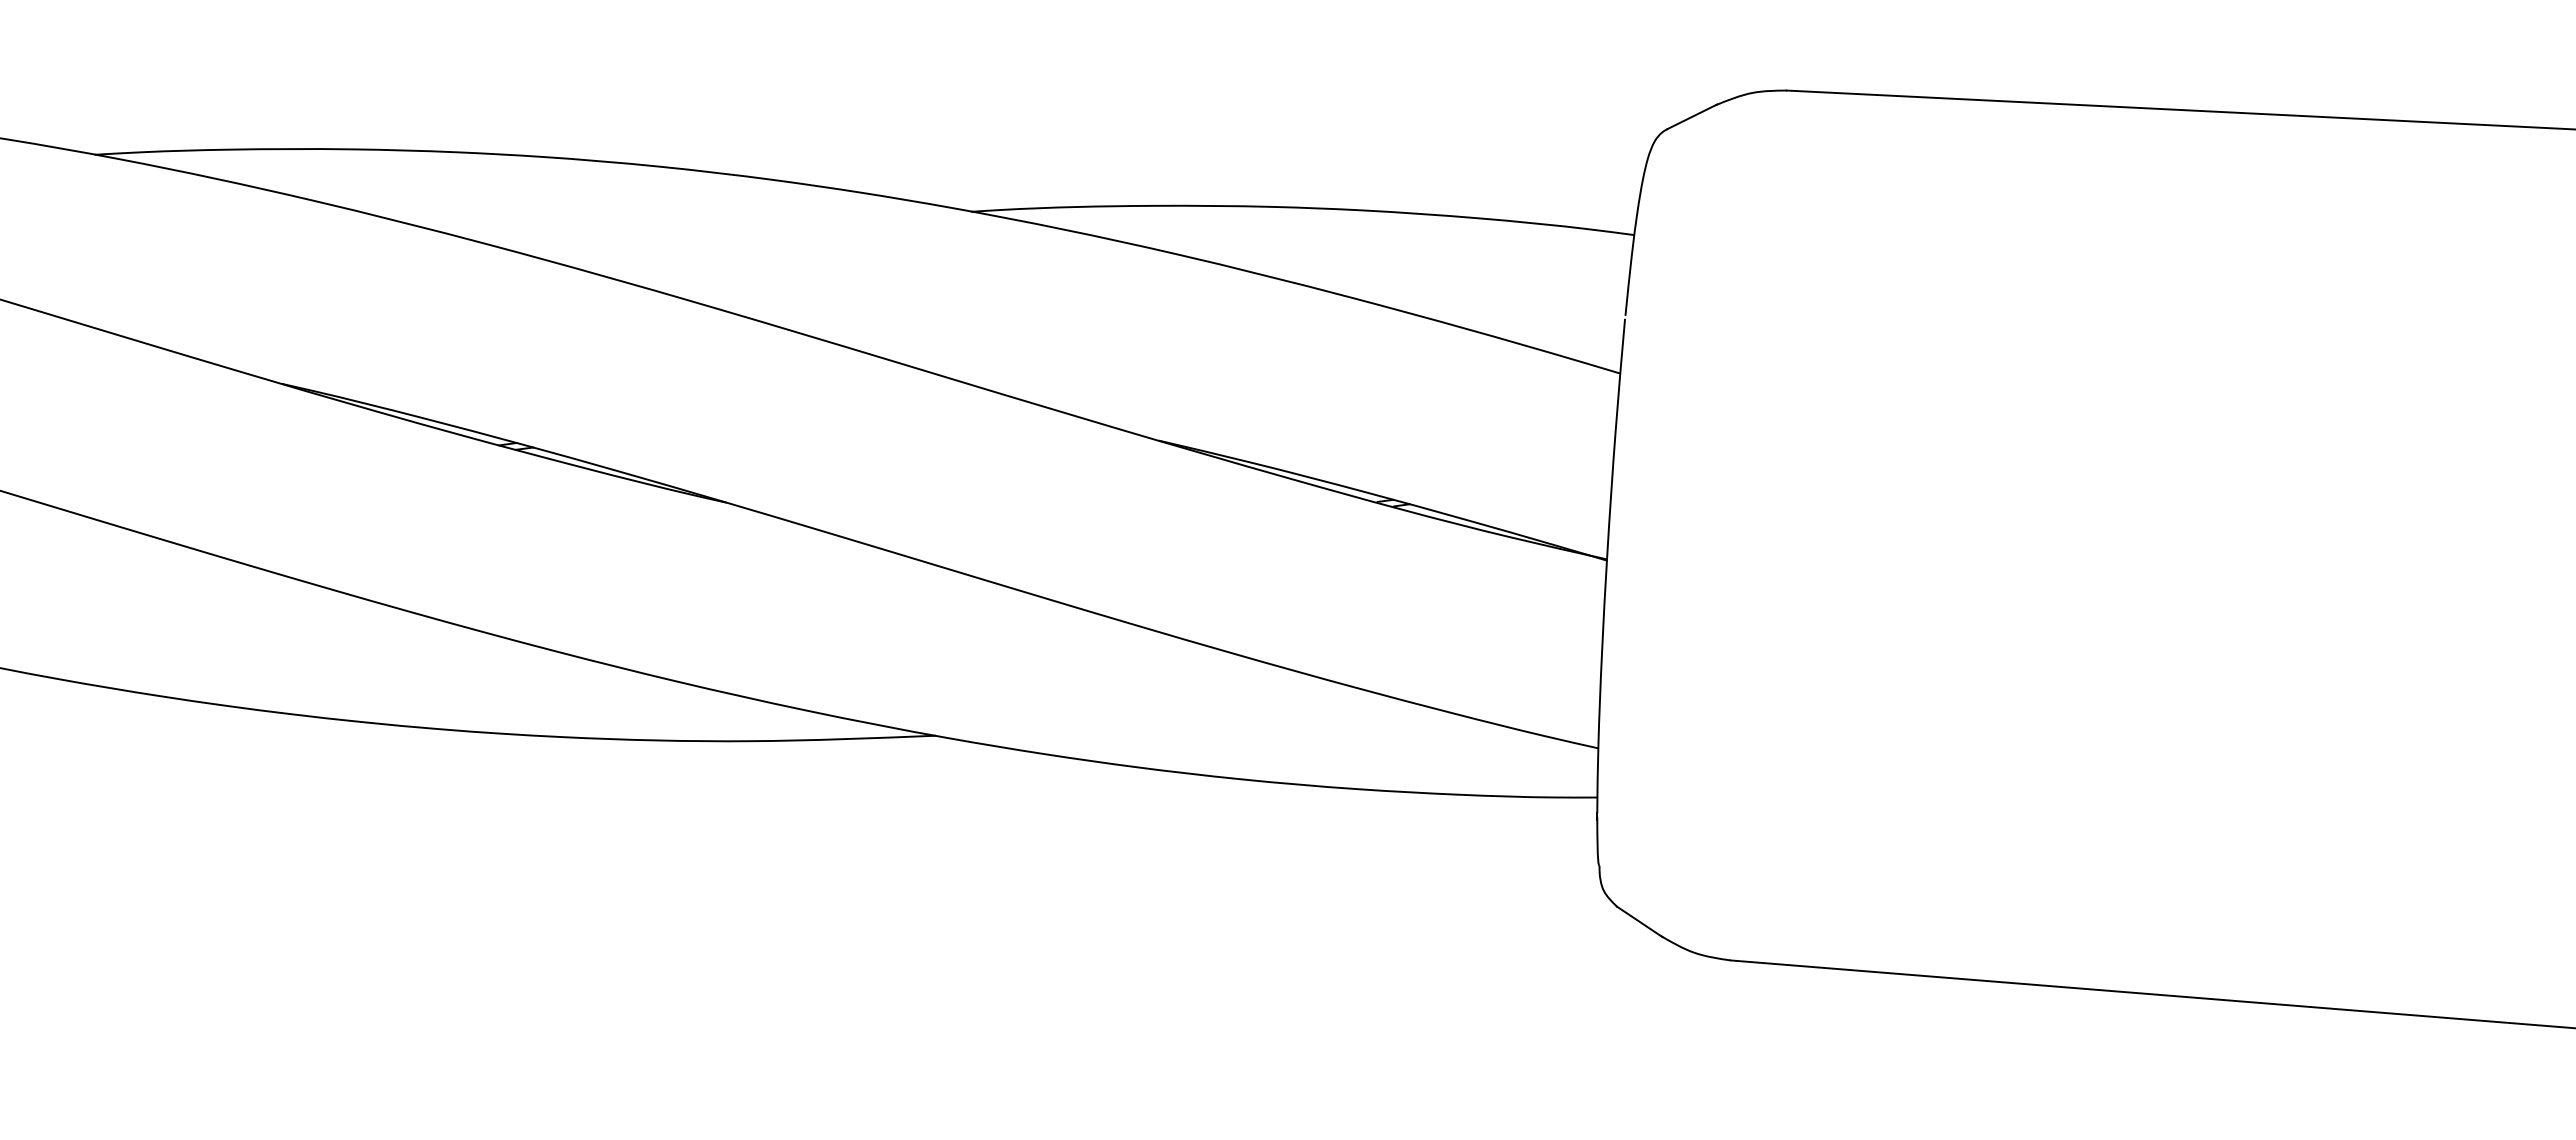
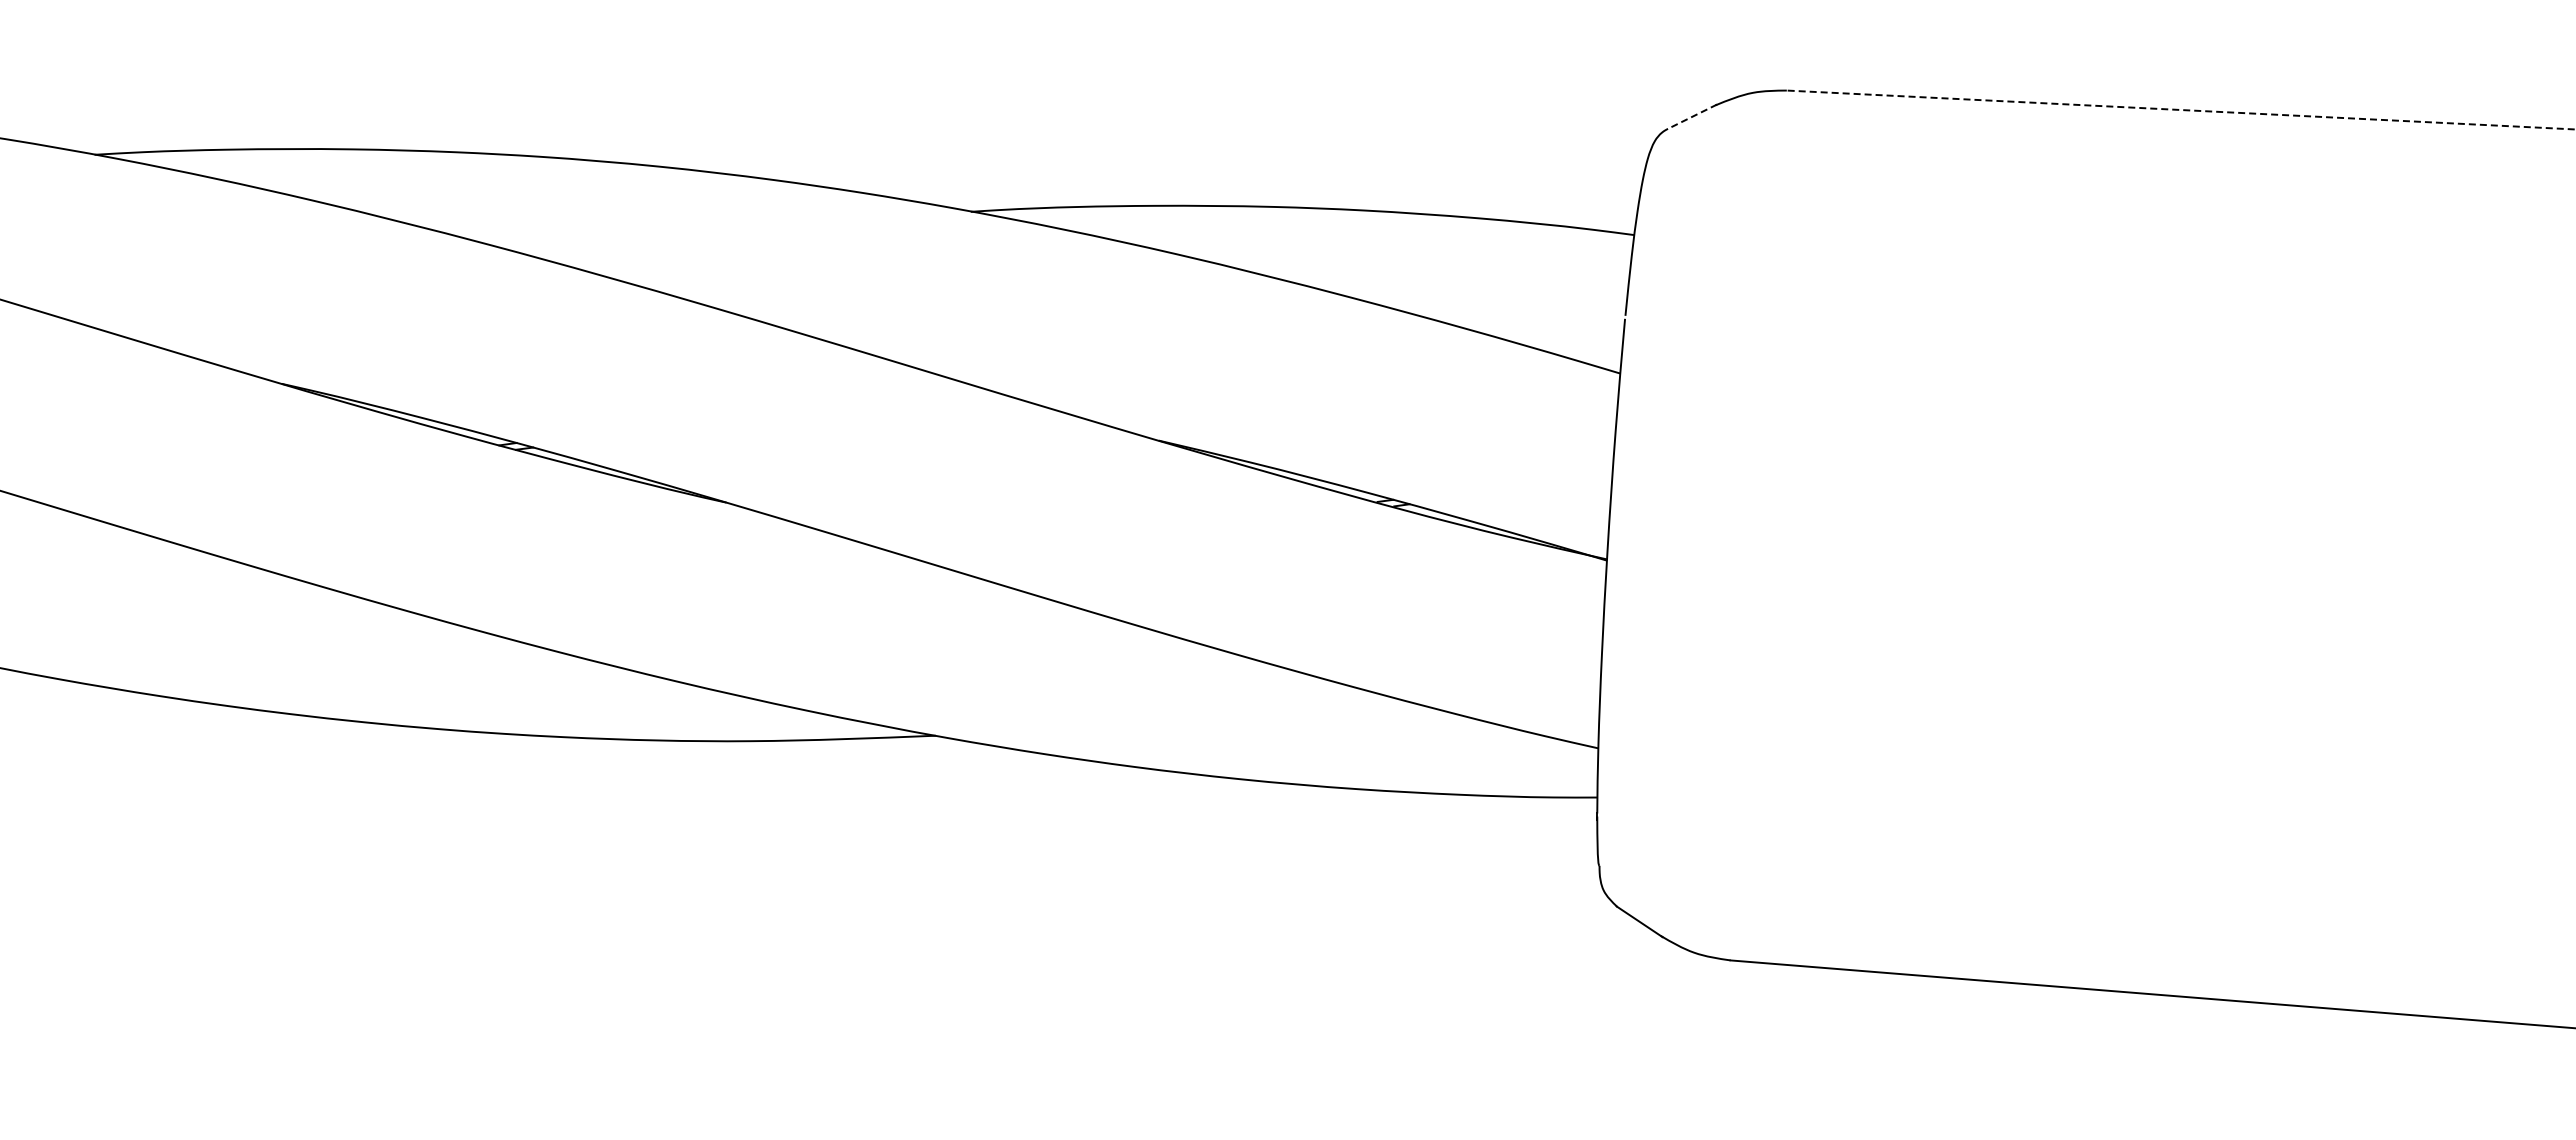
line: solid -> dashed (2181, 110)
line: solid -> dashed (1692, 116)
